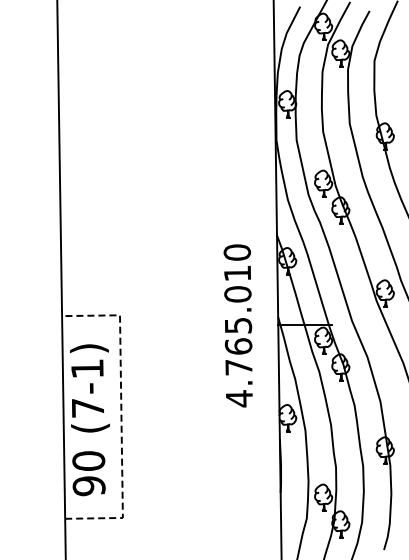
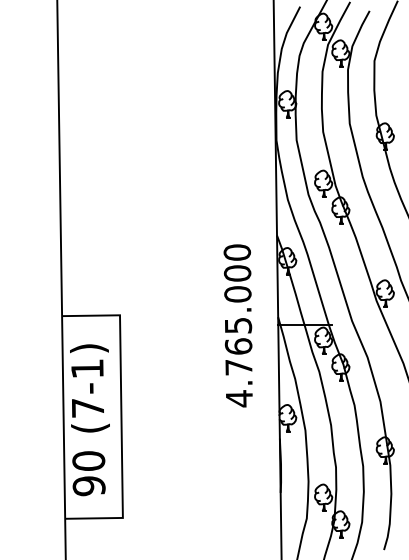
text: 4.765.010 -> 4.765.000 (237, 273)
line: dashed -> solid (121, 416)
